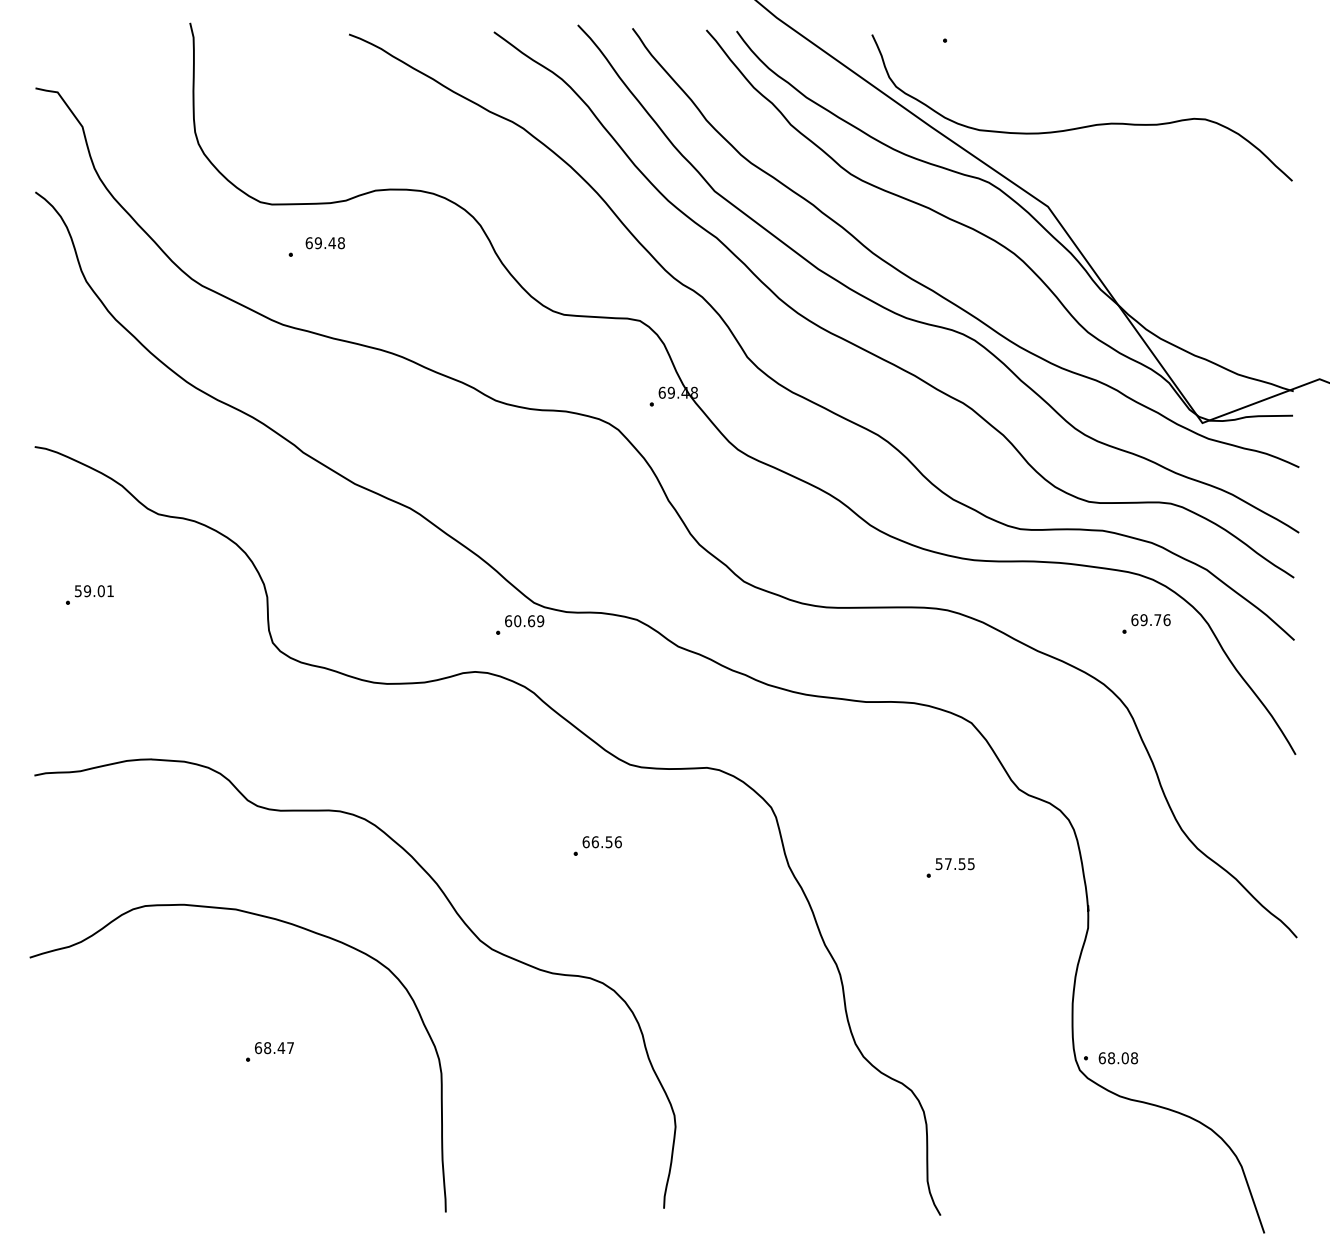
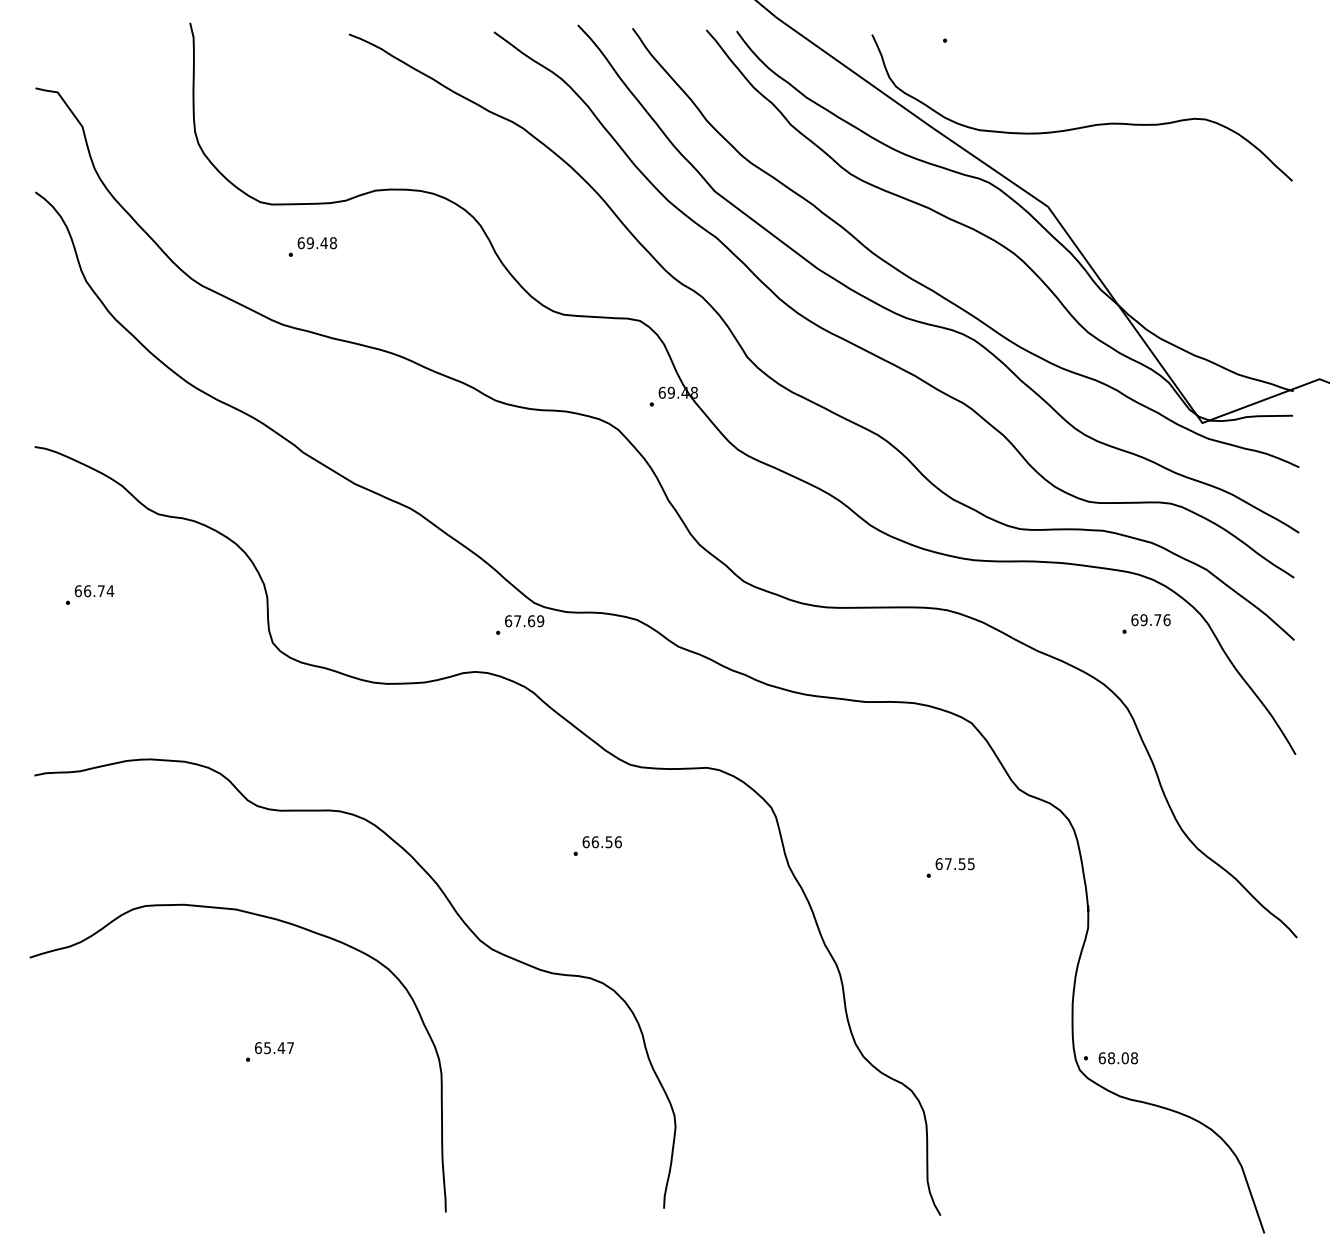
text position: (324, 243) -> (316, 243) (316, 243)
text: 59.01 -> 66.74 (94, 591)
text: 60.69 -> 67.69 (517, 621)
text: 57.55 -> 67.55 (938, 864)
text: 68.47 -> 65.47 (267, 1048)
